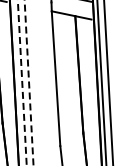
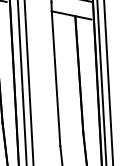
line: dashed -> solid (22, 83)
line: dashed -> solid (29, 83)
